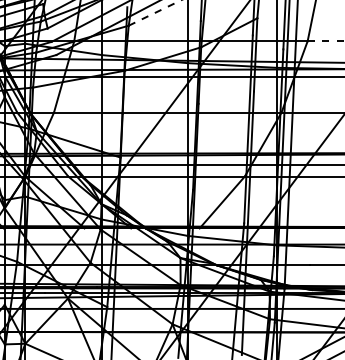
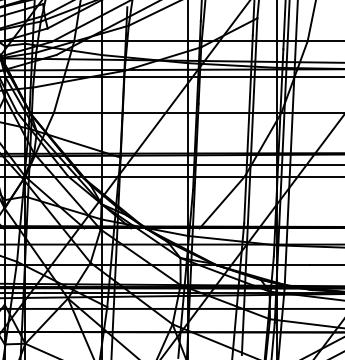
line: dashed -> solid (155, 12)
line: dashed -> solid (326, 41)
